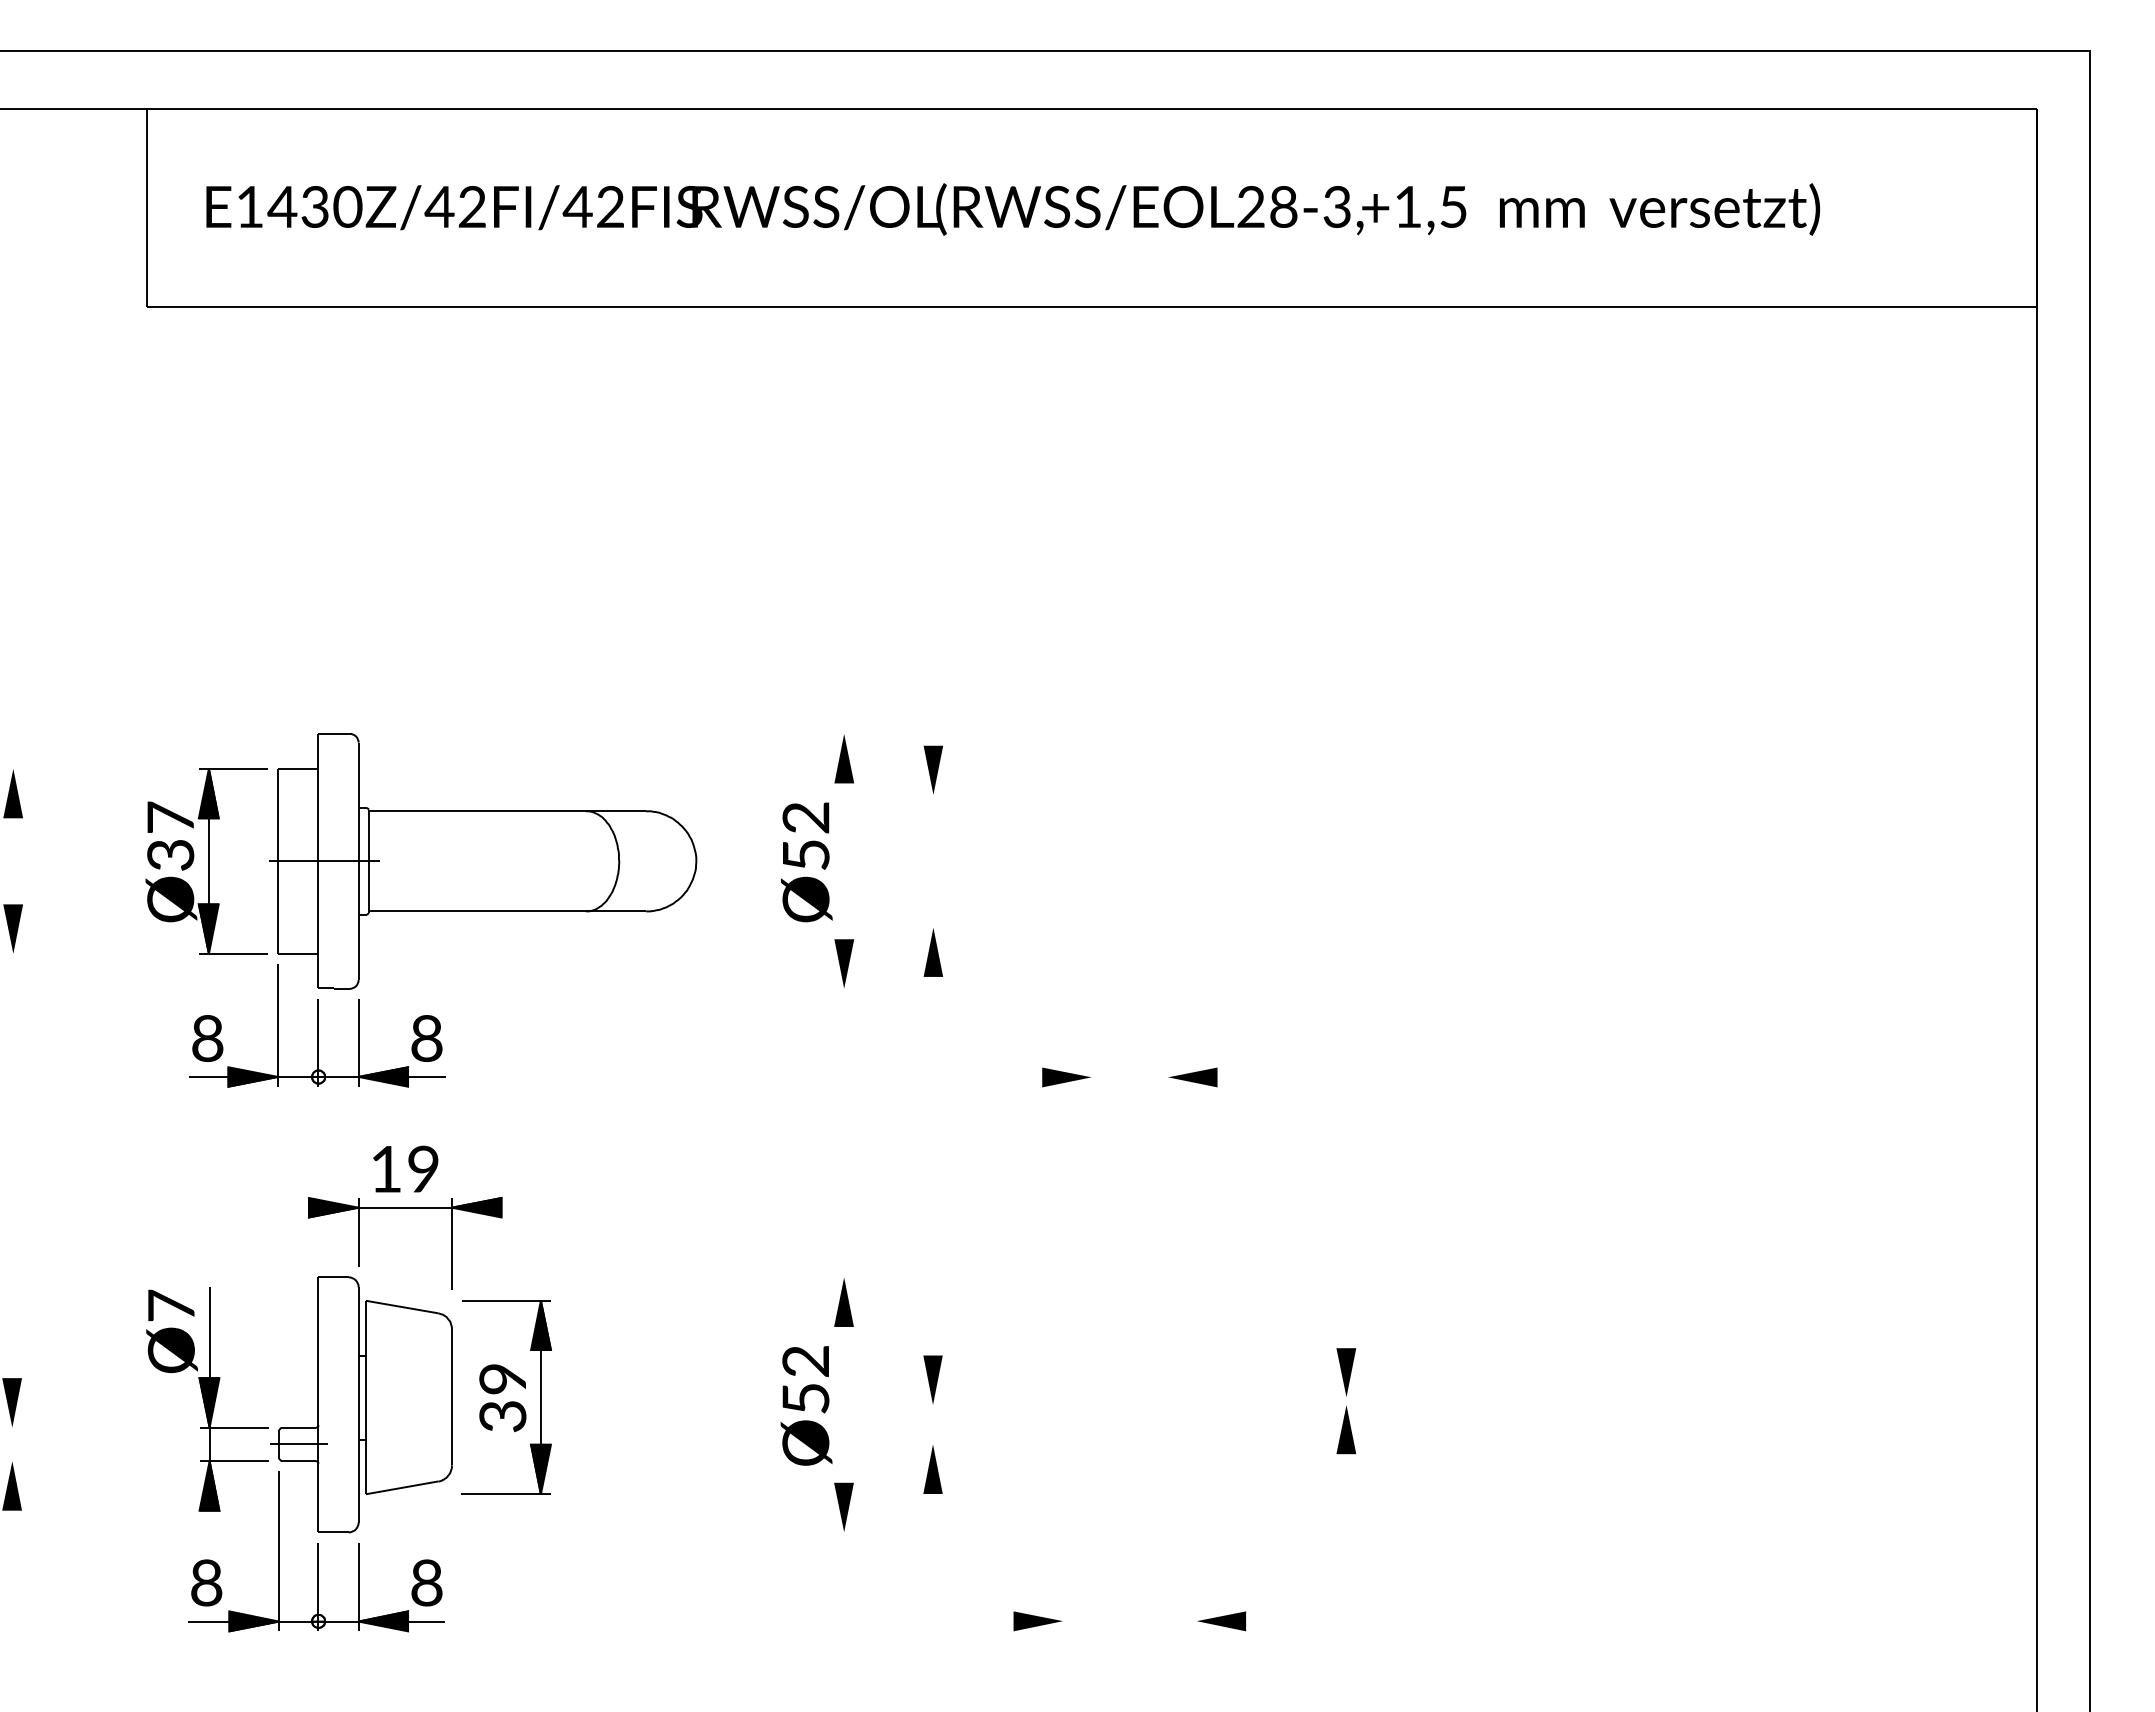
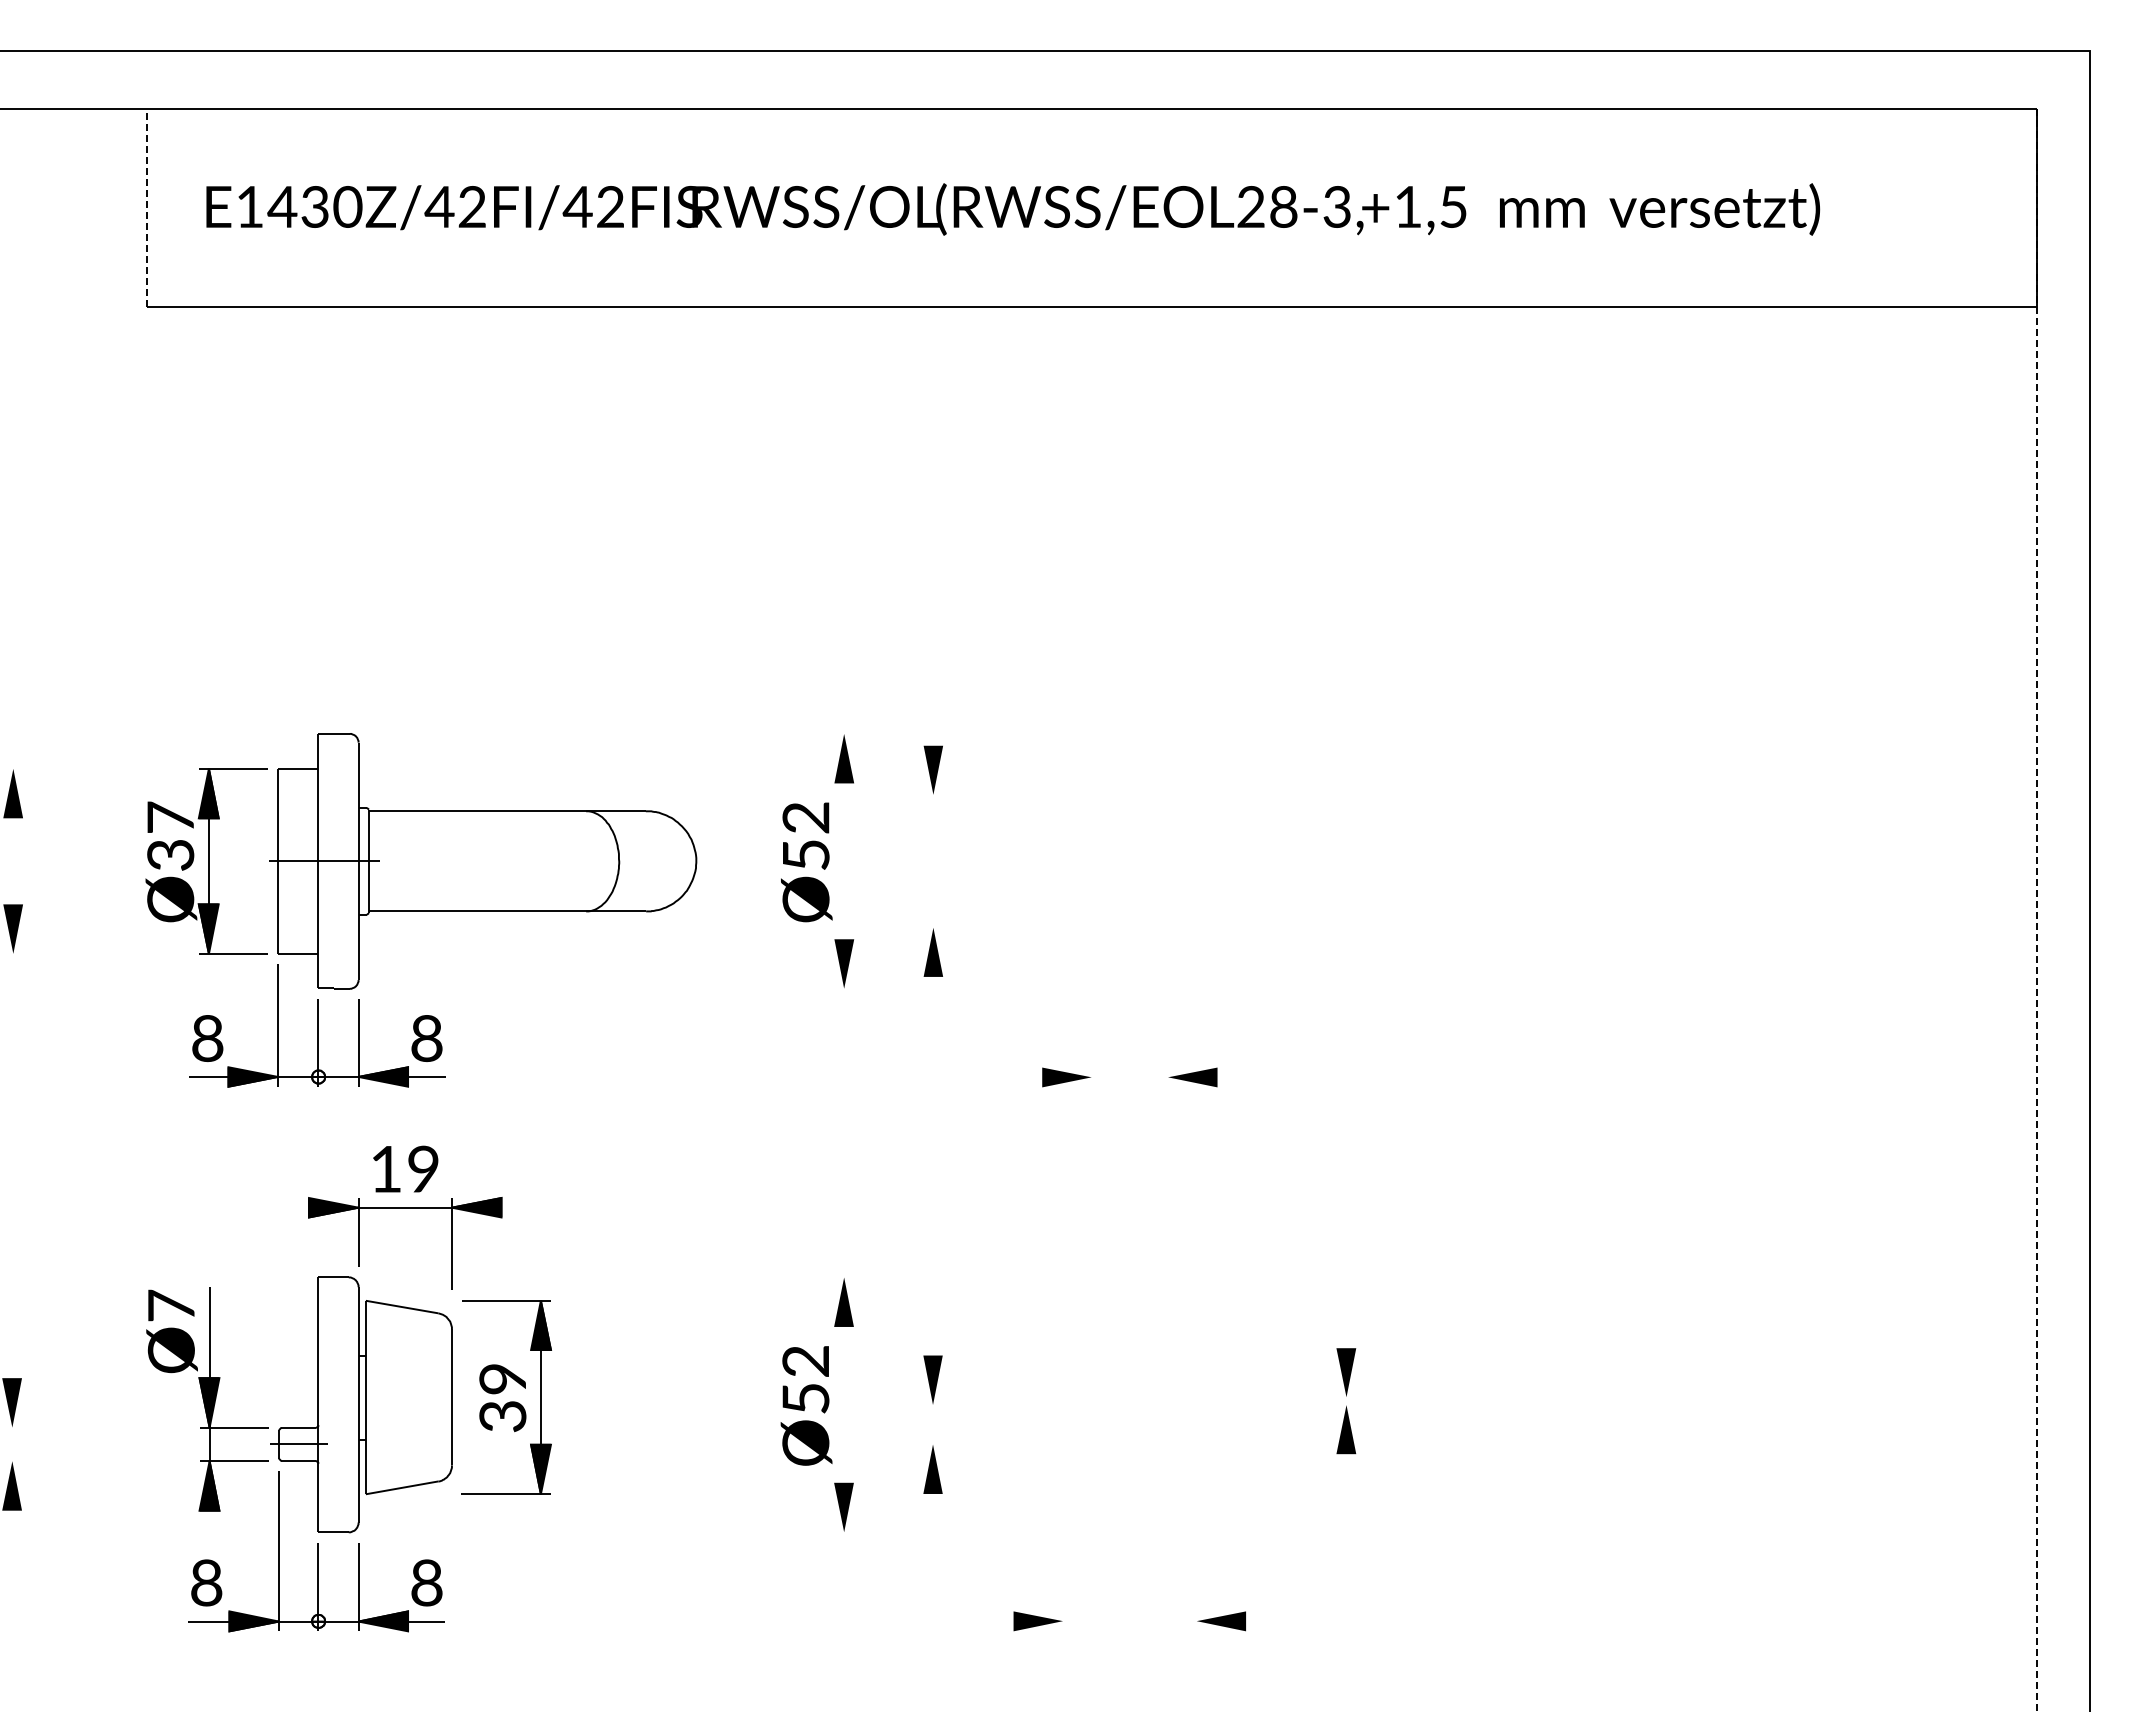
line: solid -> dashed (147, 207)
line: solid -> dashed (2037, 910)
